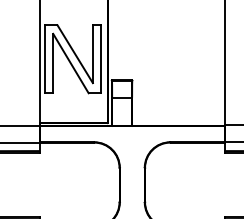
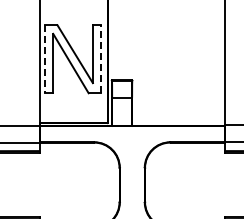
line: solid -> dashed (101, 58)
line: solid -> dashed (44, 59)
